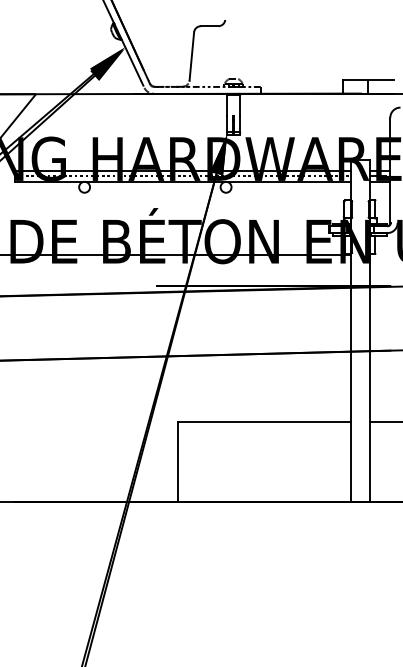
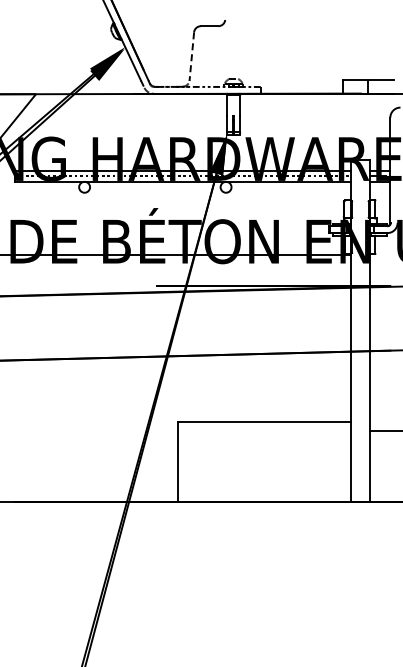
line: solid -> dashed (191, 57)
line position: (384, 421) -> (384, 430) (384, 430)
